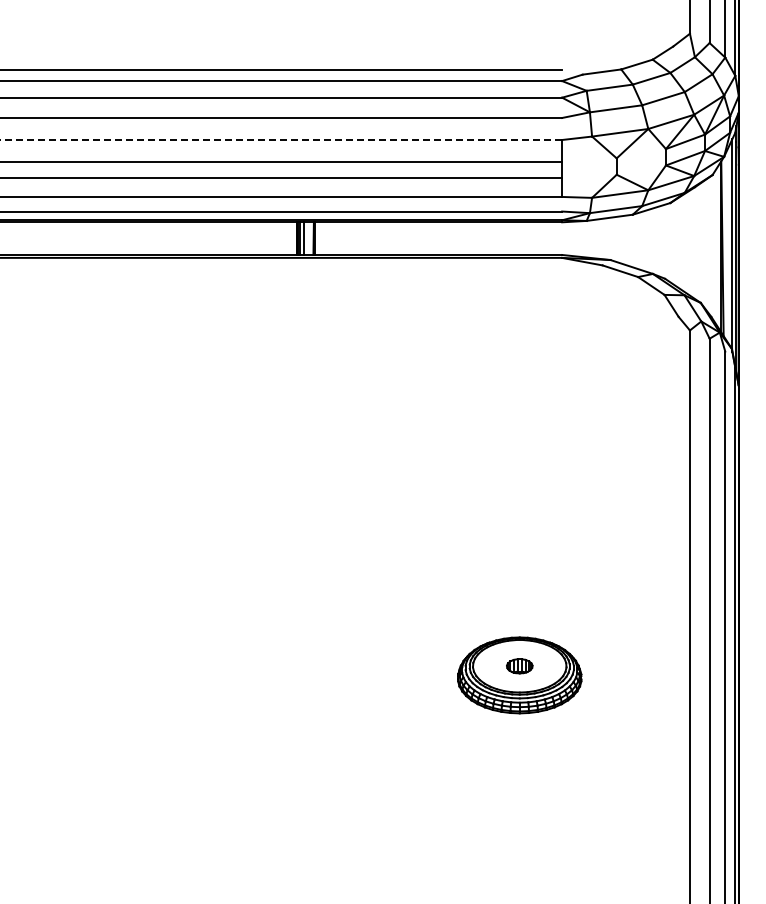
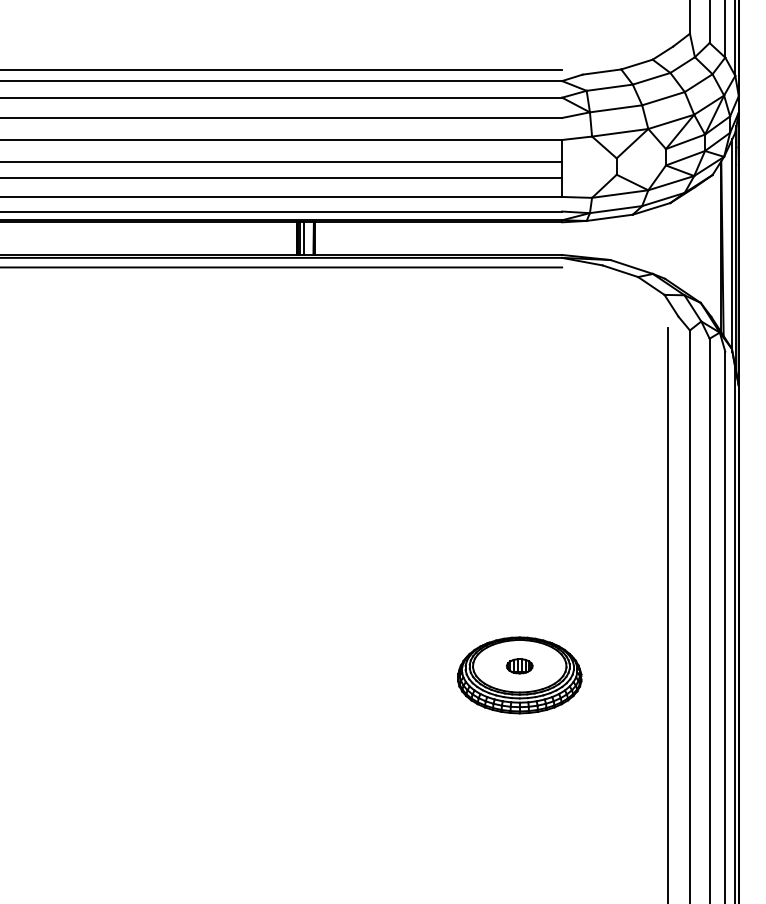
line: dashed -> solid (280, 140)
line: none -> present (282, 267)
line: none -> present (668, 613)
